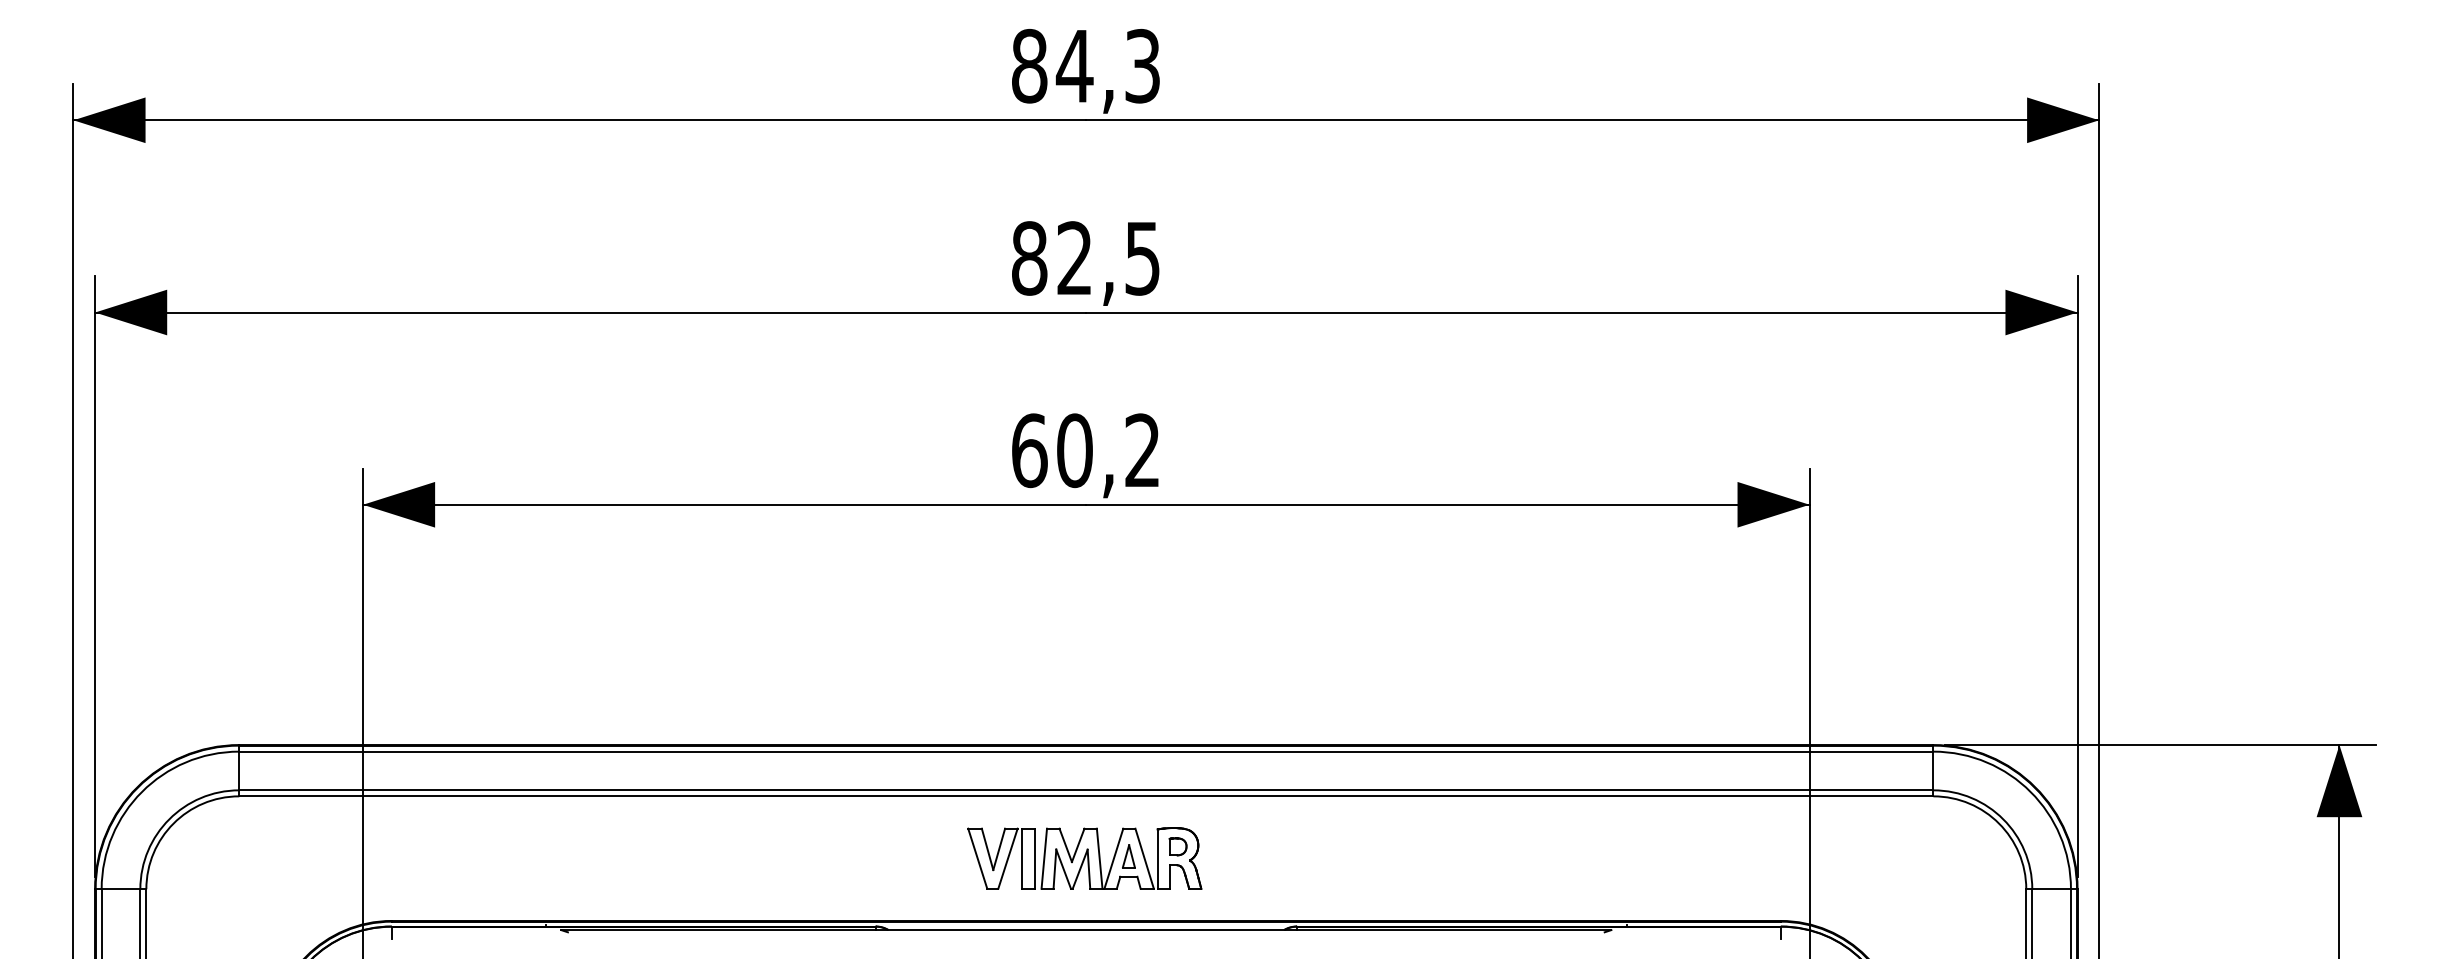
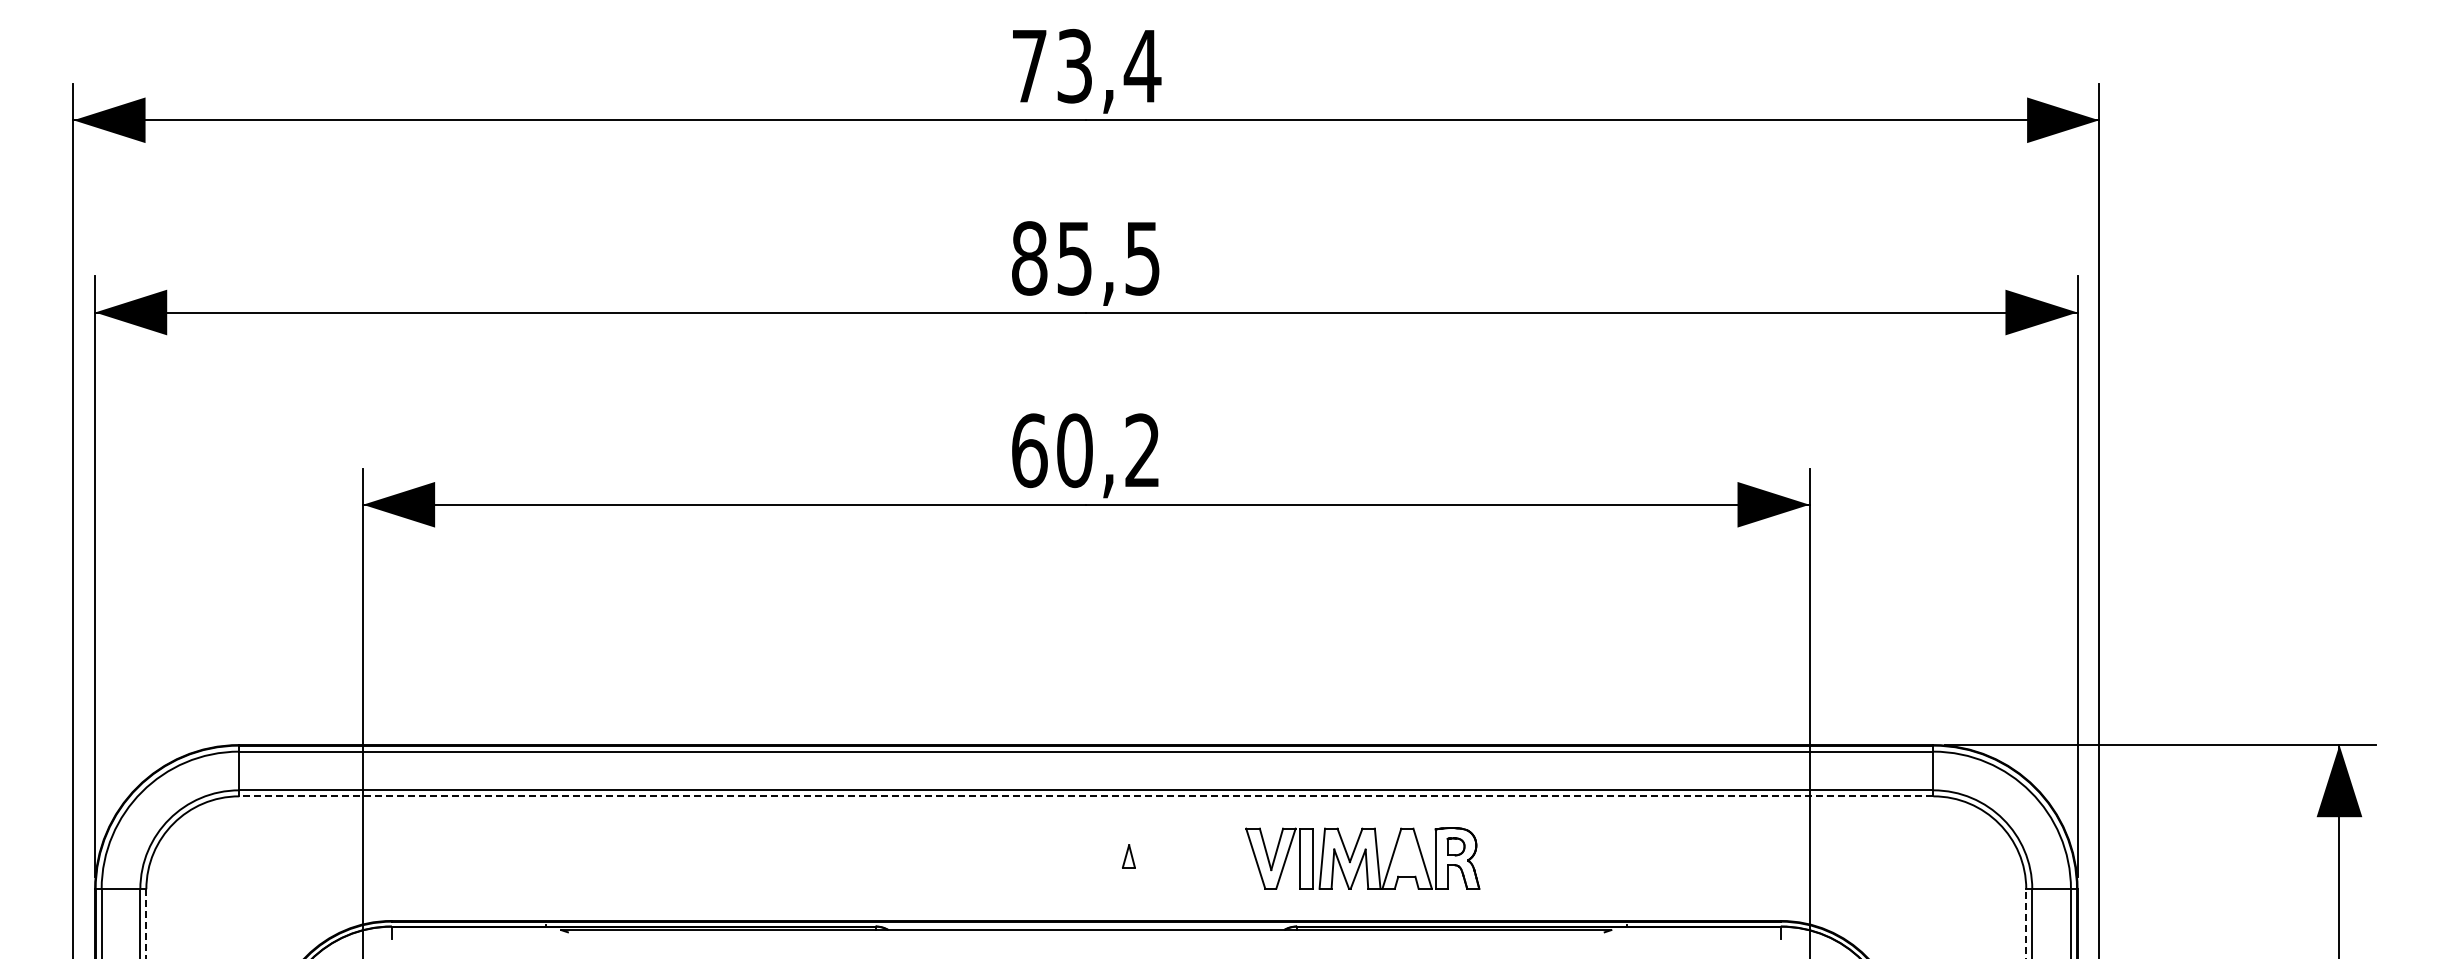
text: 84,3 -> 73,4 (1086, 65)
text: 82,5 -> 85,5 (1074, 258)
line: solid -> dashed (1085, 796)
part position: (1084, 858) -> (1362, 858) (1362, 858)
line: solid -> dashed (146, 923)
line: solid -> dashed (2026, 923)
